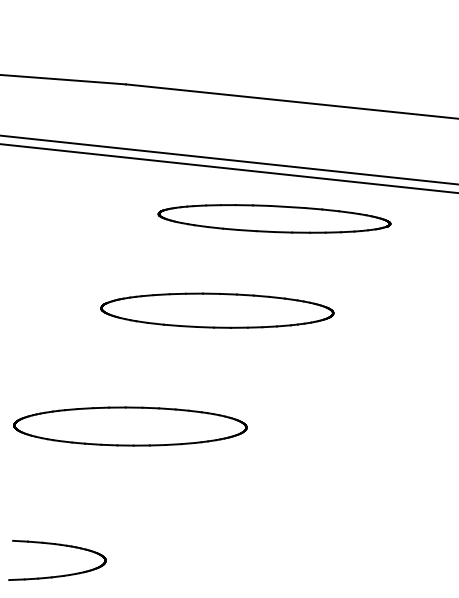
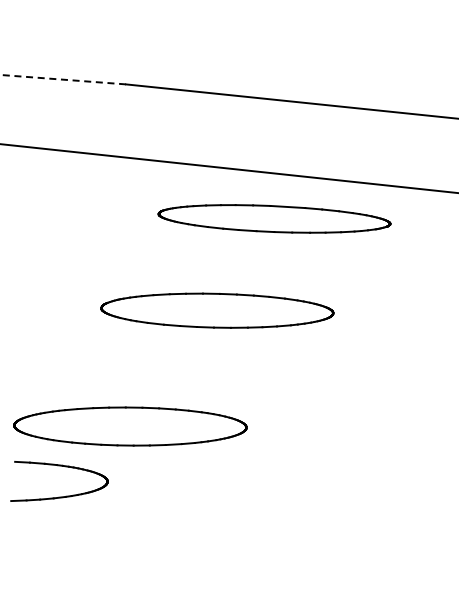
line: solid -> dashed (63, 79)
line: present -> none (228, 159)
part position: (57, 545) -> (59, 466) (59, 466)
